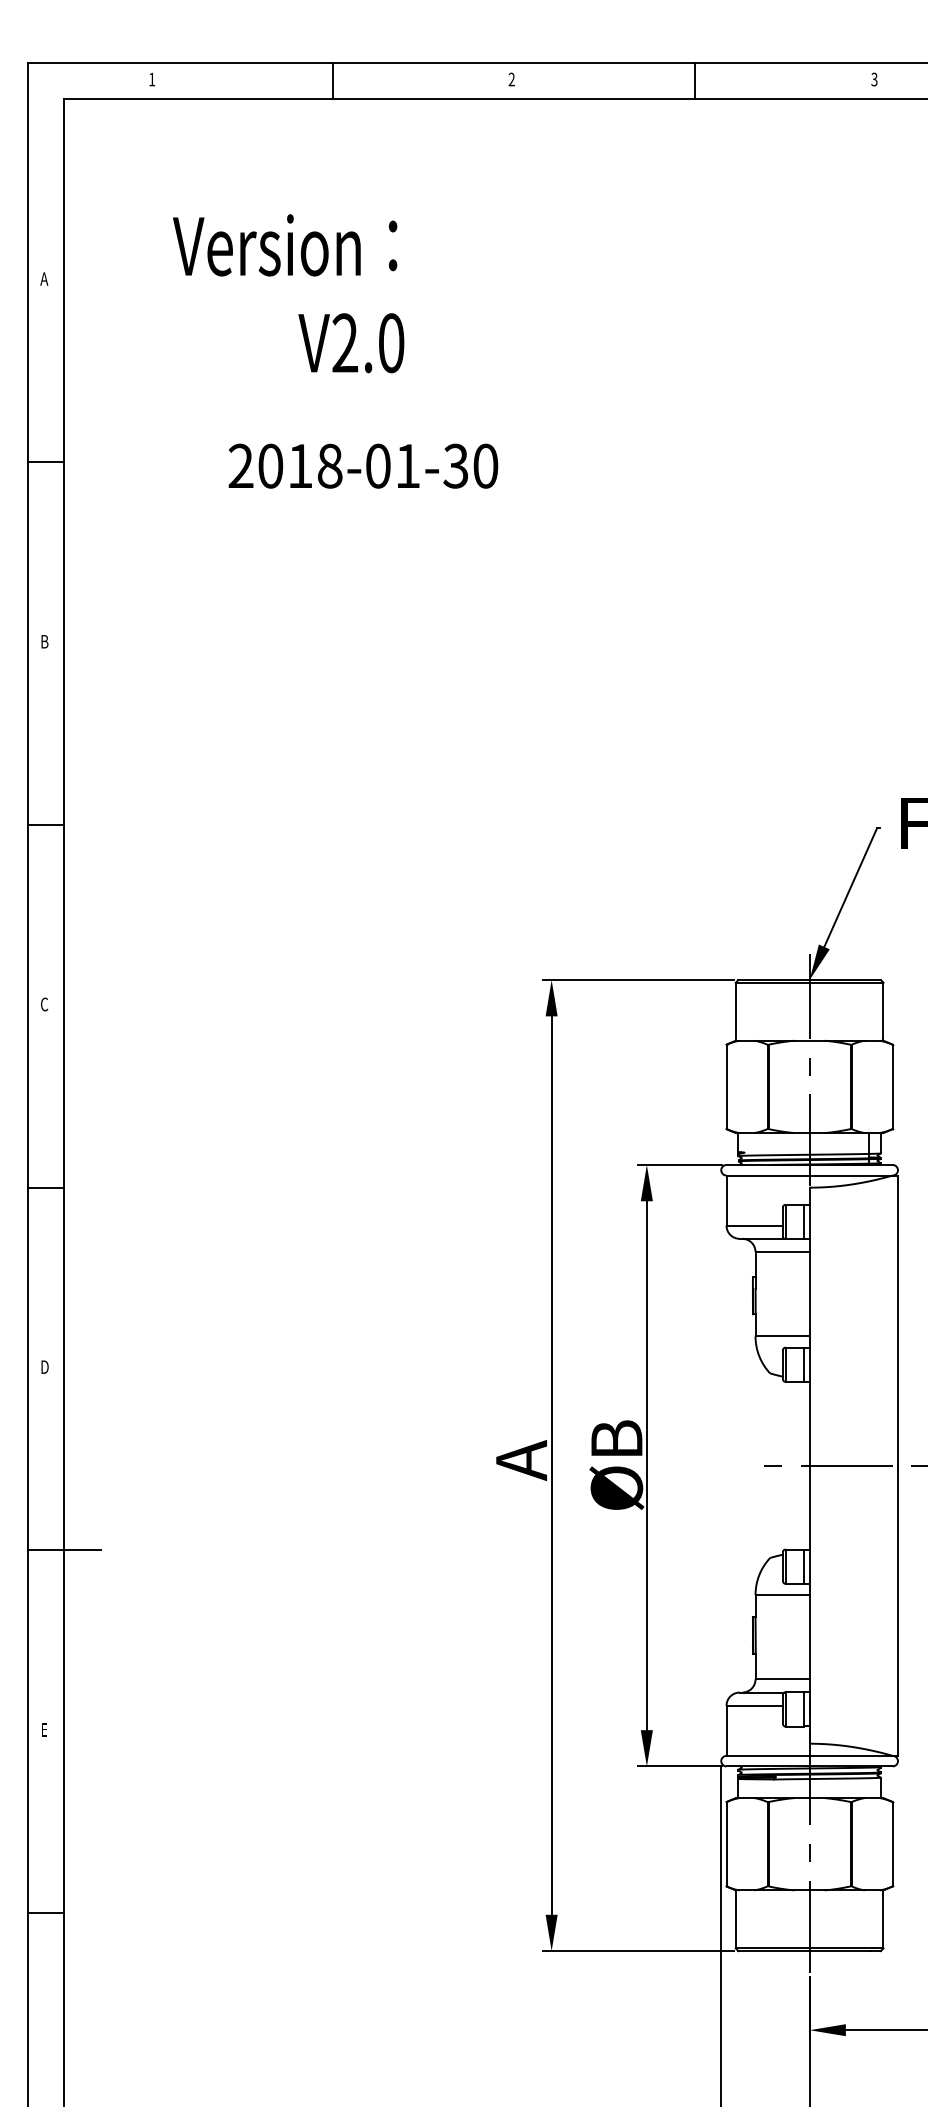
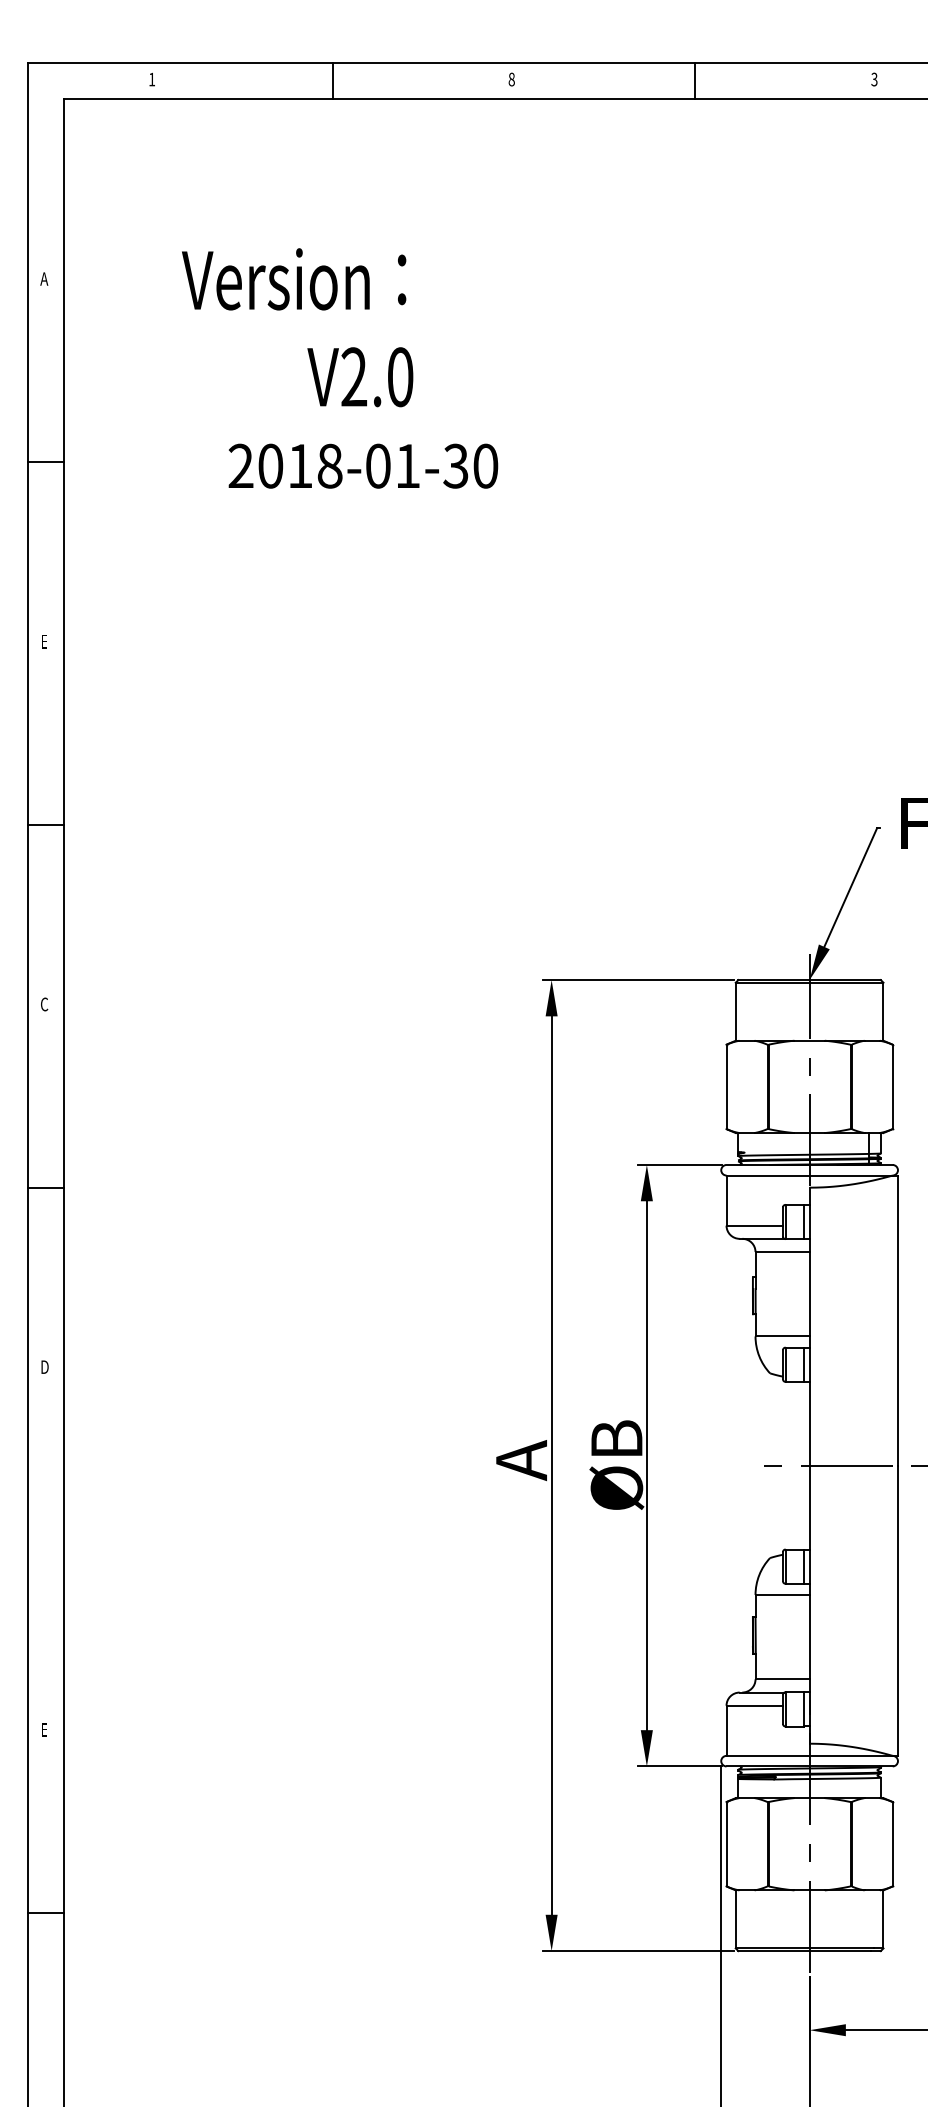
text: 2 -> 8 (511, 79)
text position: (288, 293) -> (297, 327) (297, 327)
text: B -> E (44, 641)
line: present -> none (64, 1550)
